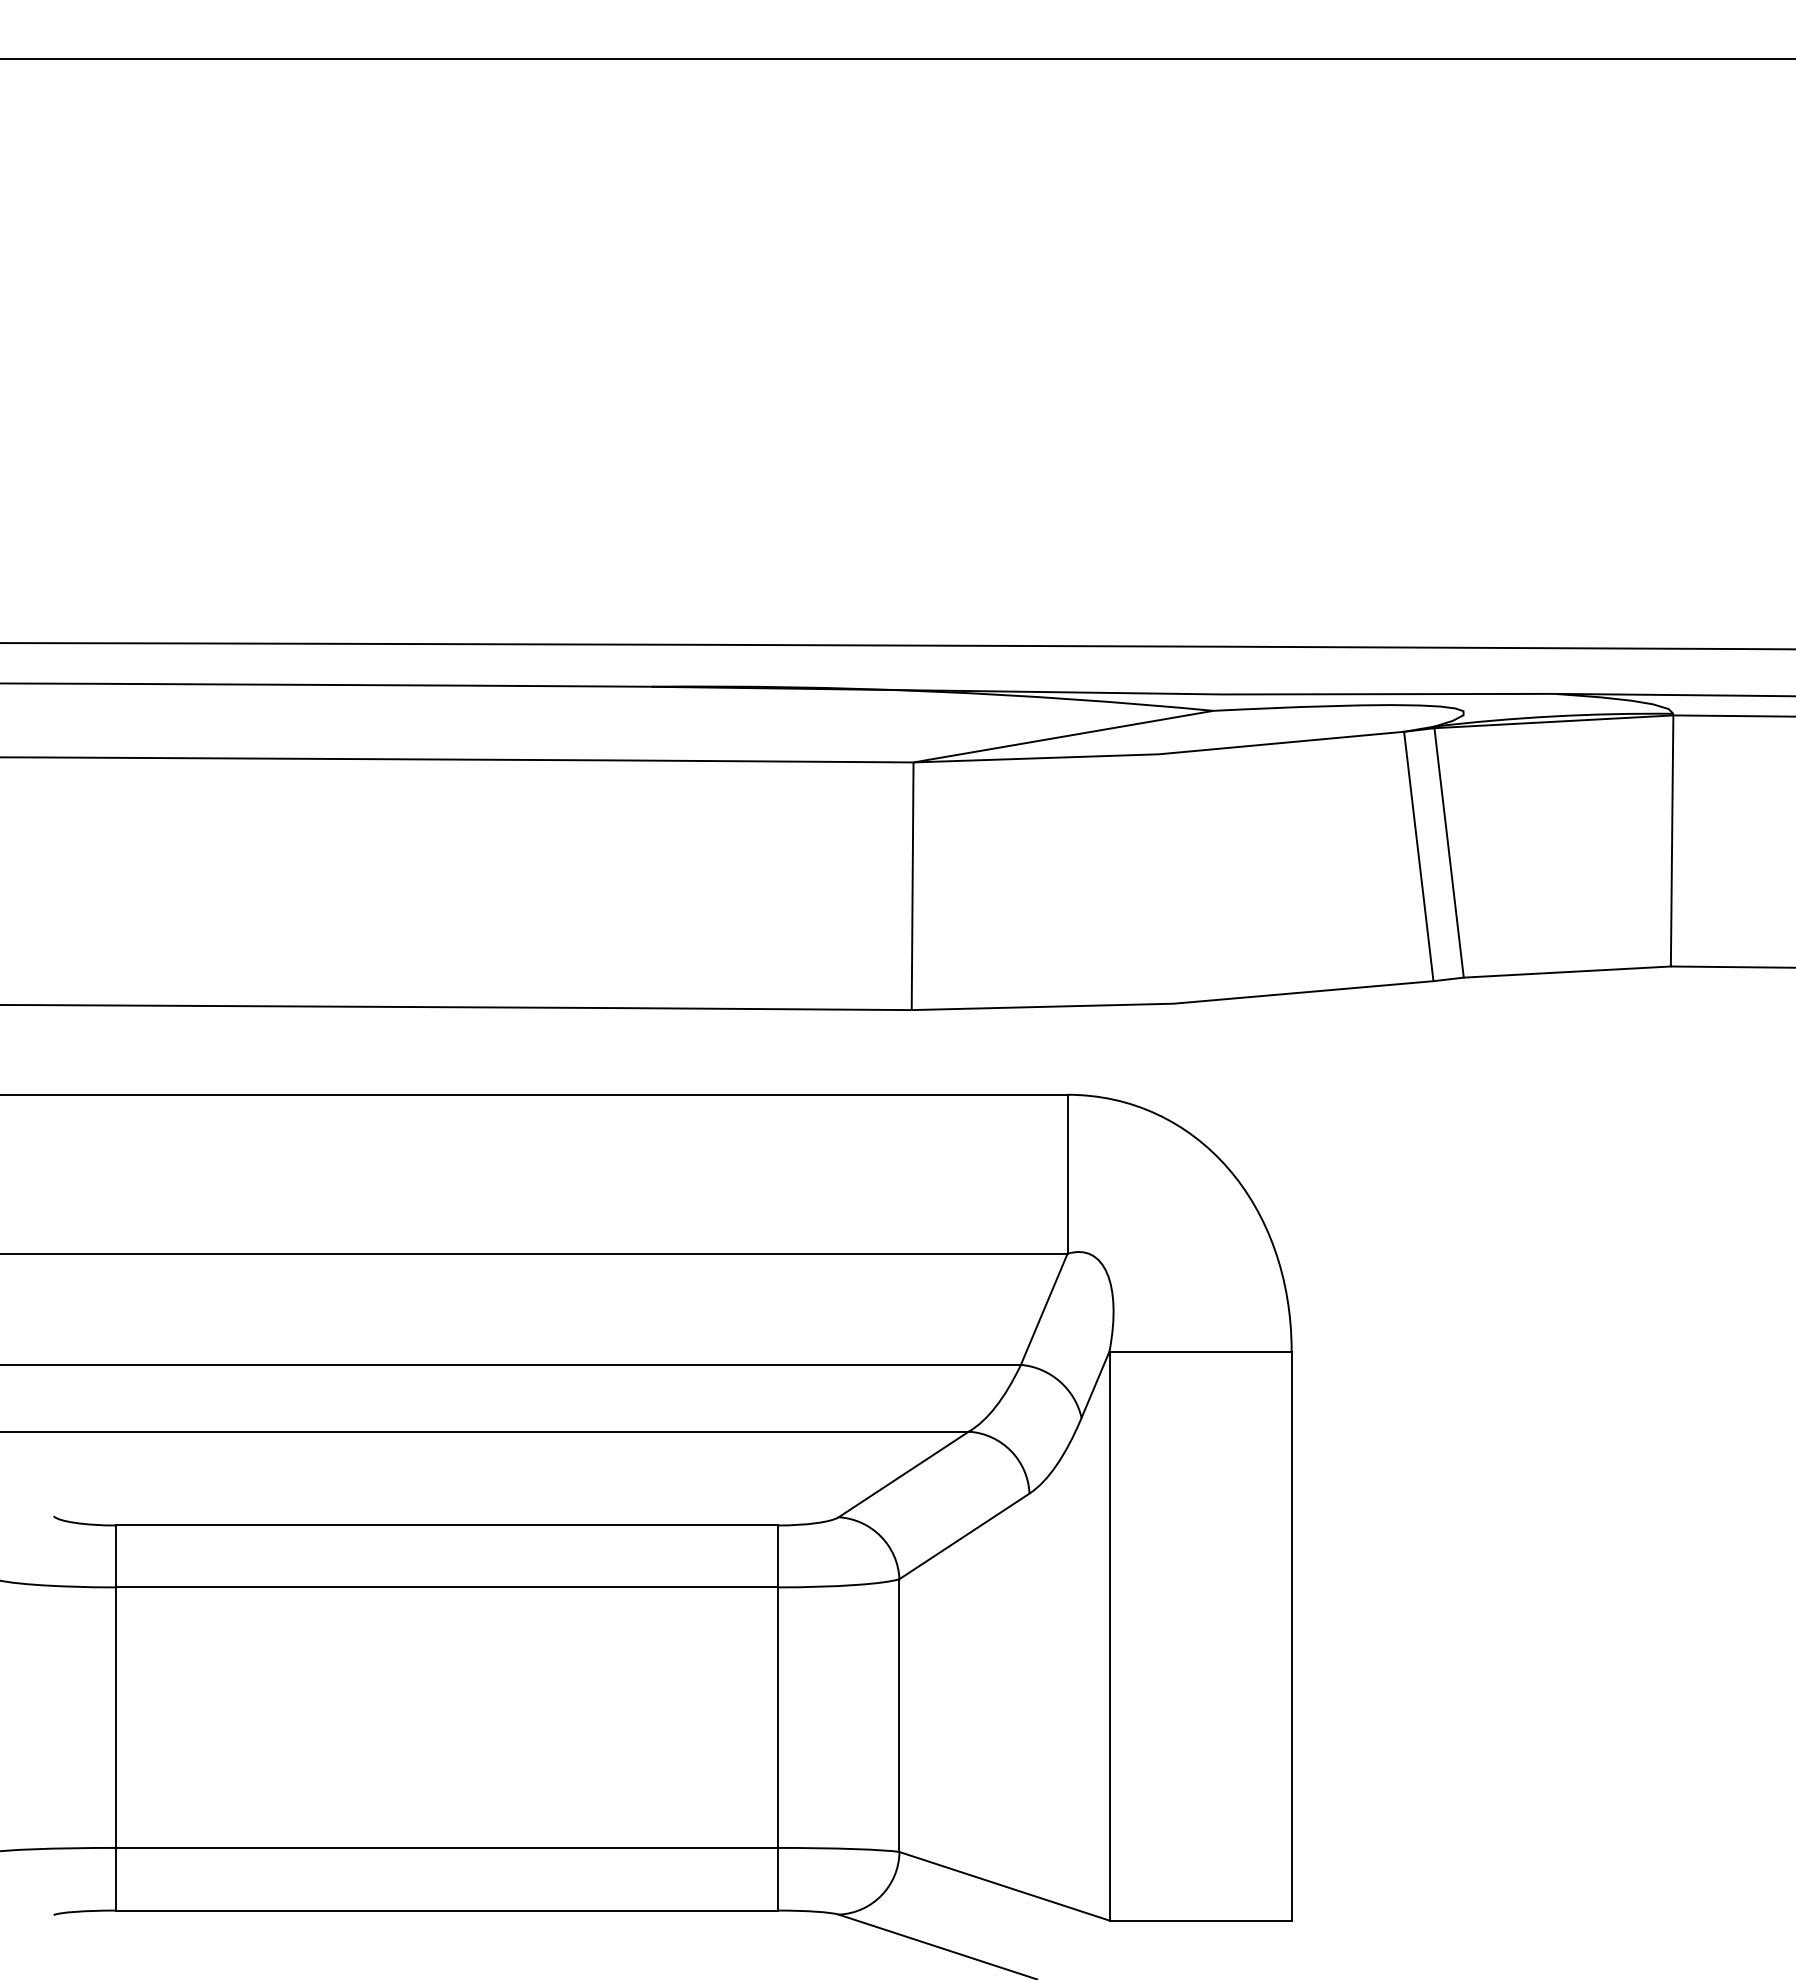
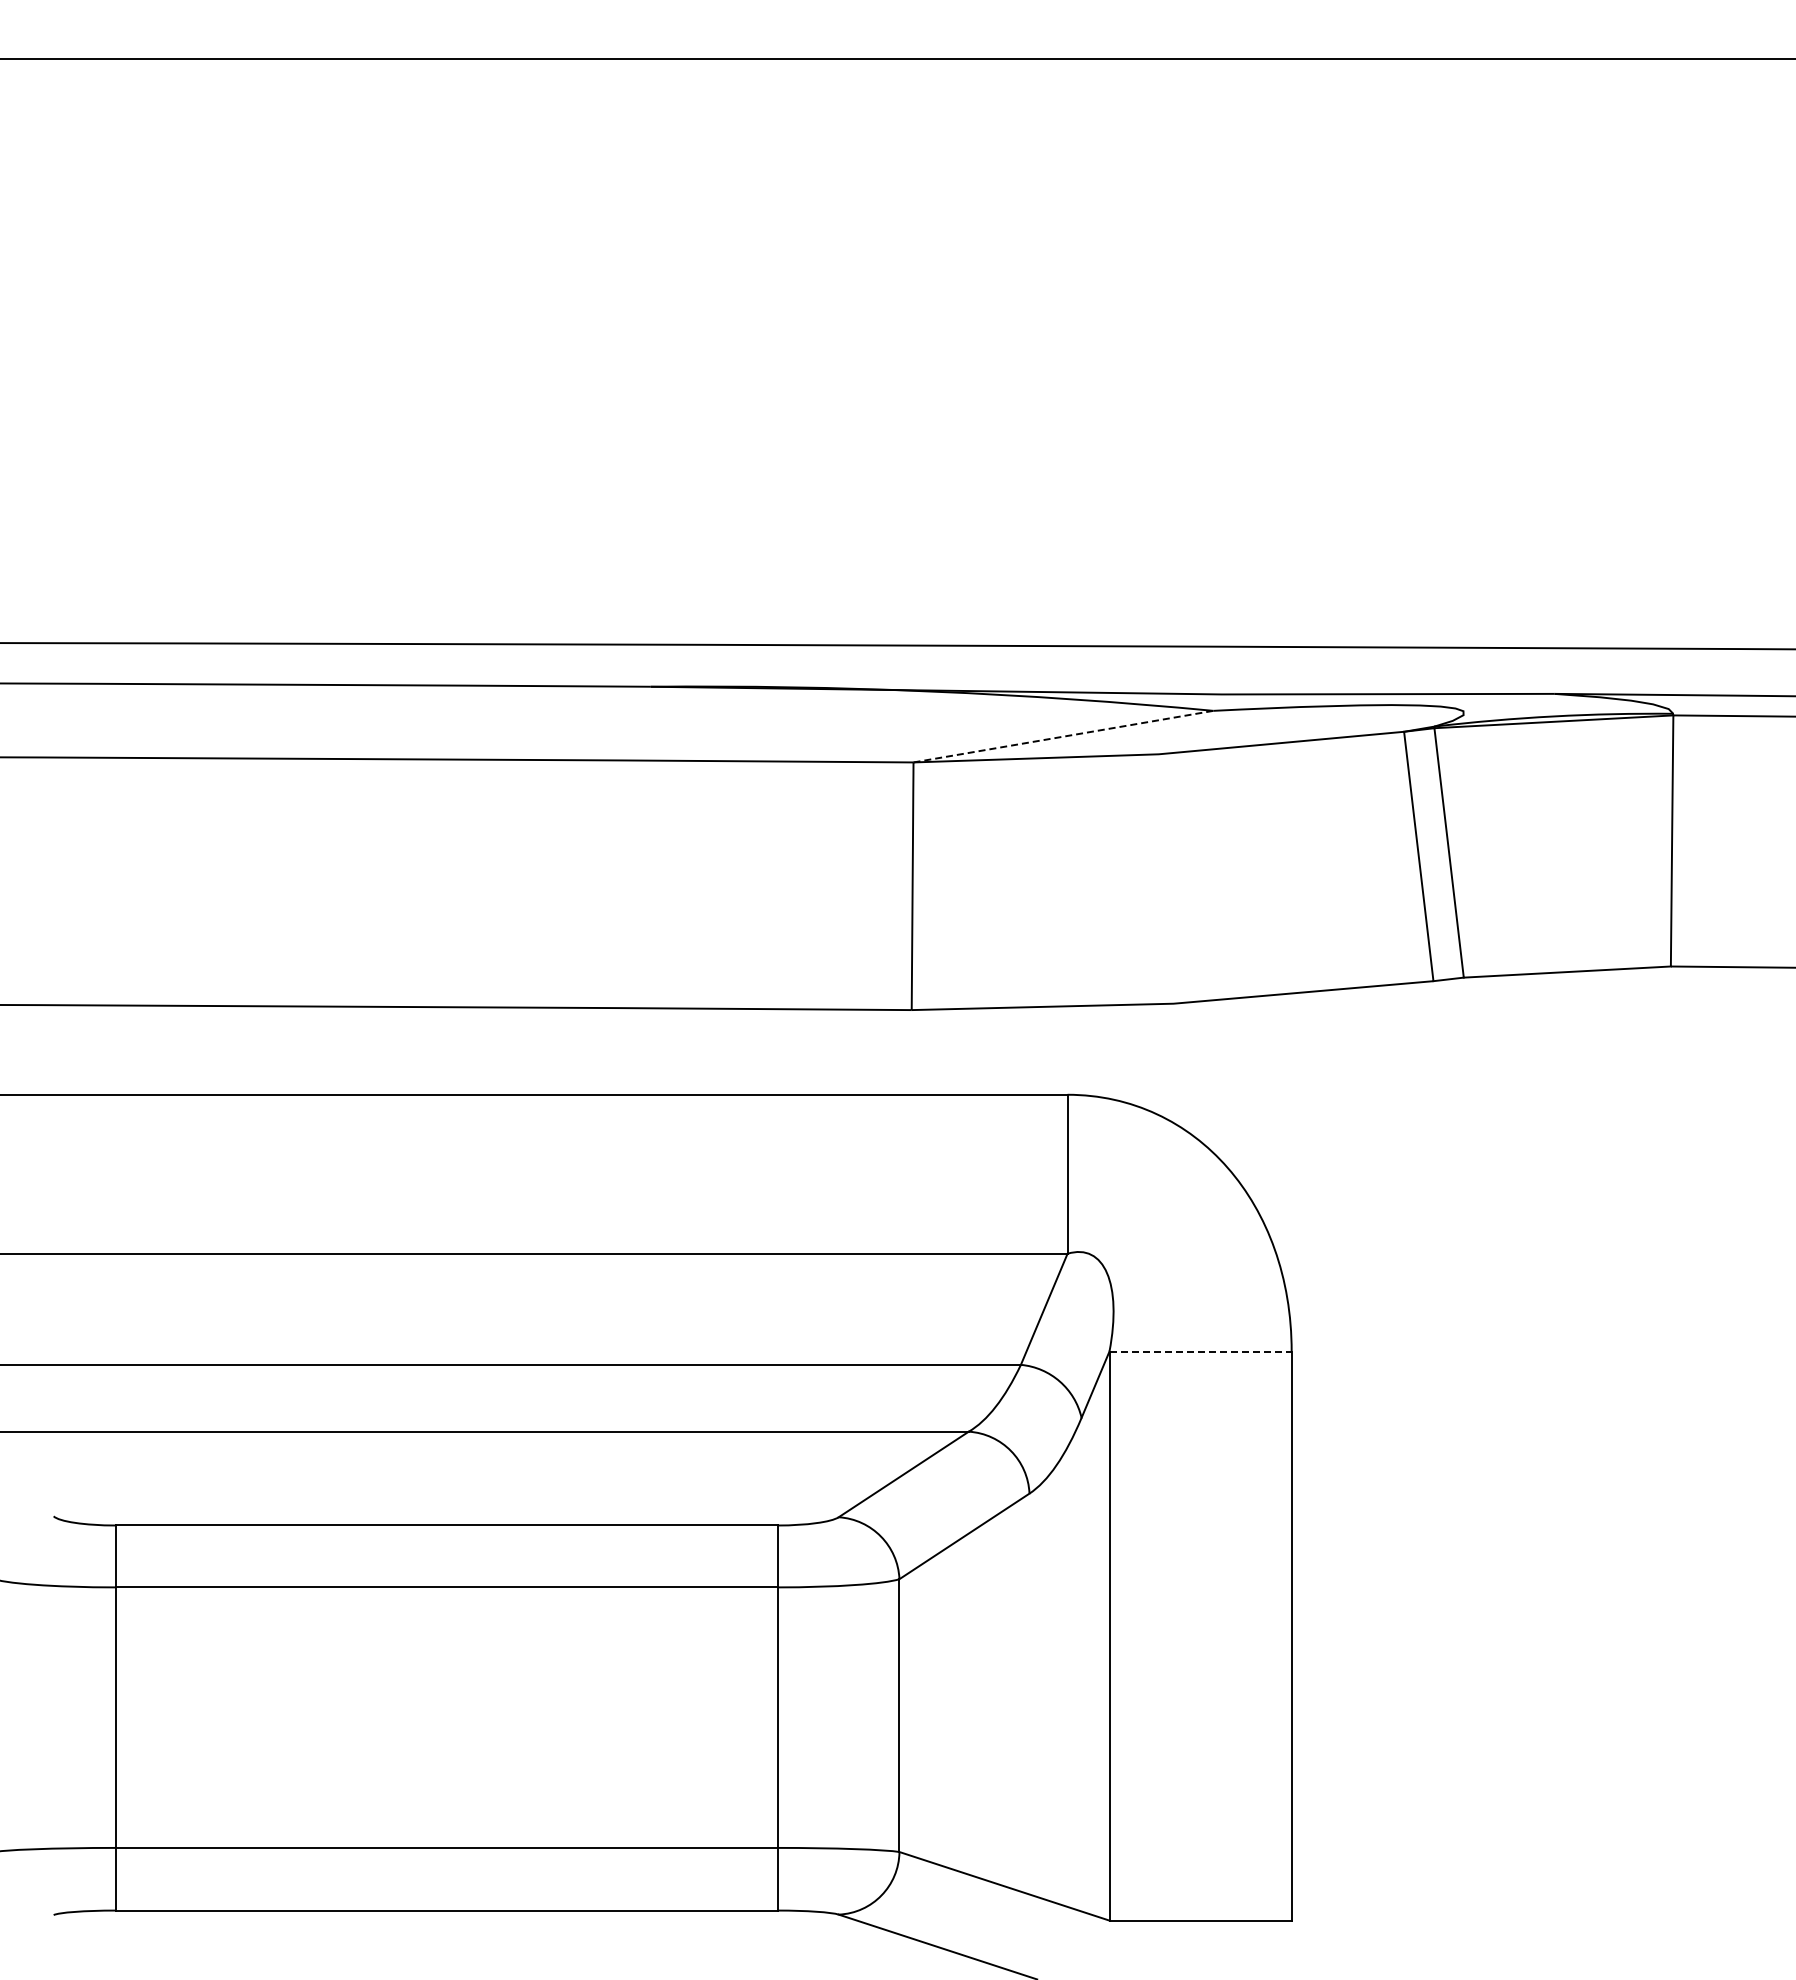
line: solid -> dashed (1064, 736)
line: solid -> dashed (1201, 1351)
